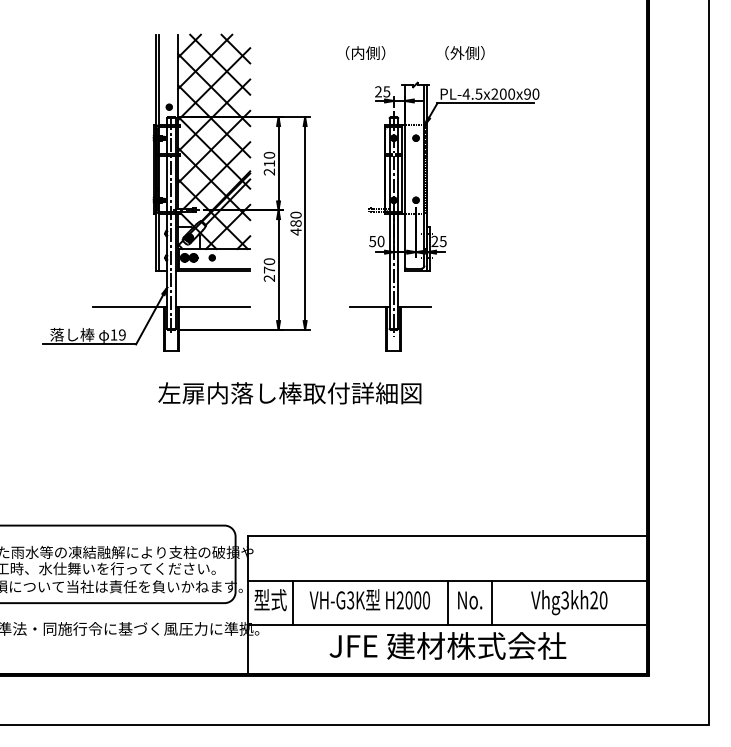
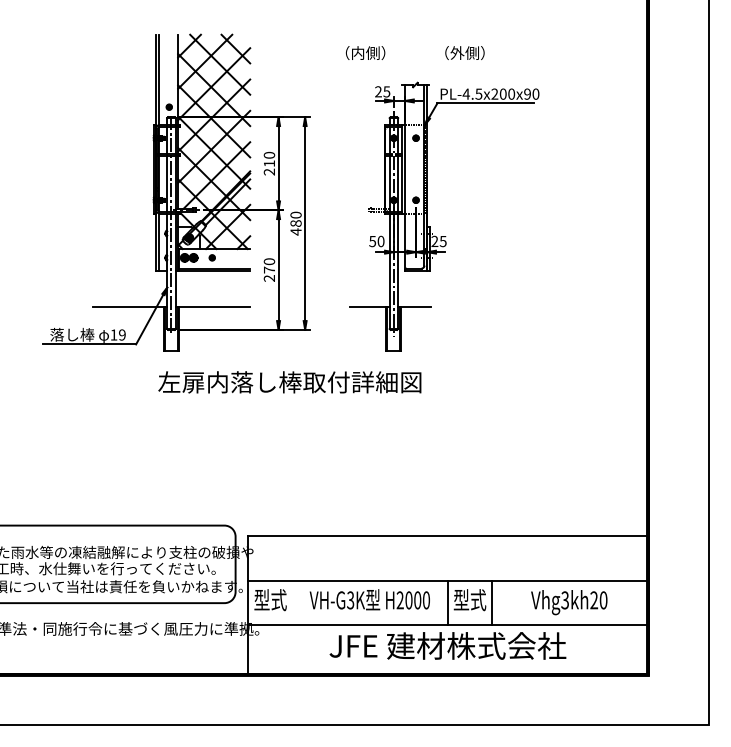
text position: (289, 393) -> (289, 382) (289, 382)
text: No. -> 型式 (469, 600)
line: present -> none (292, 602)
